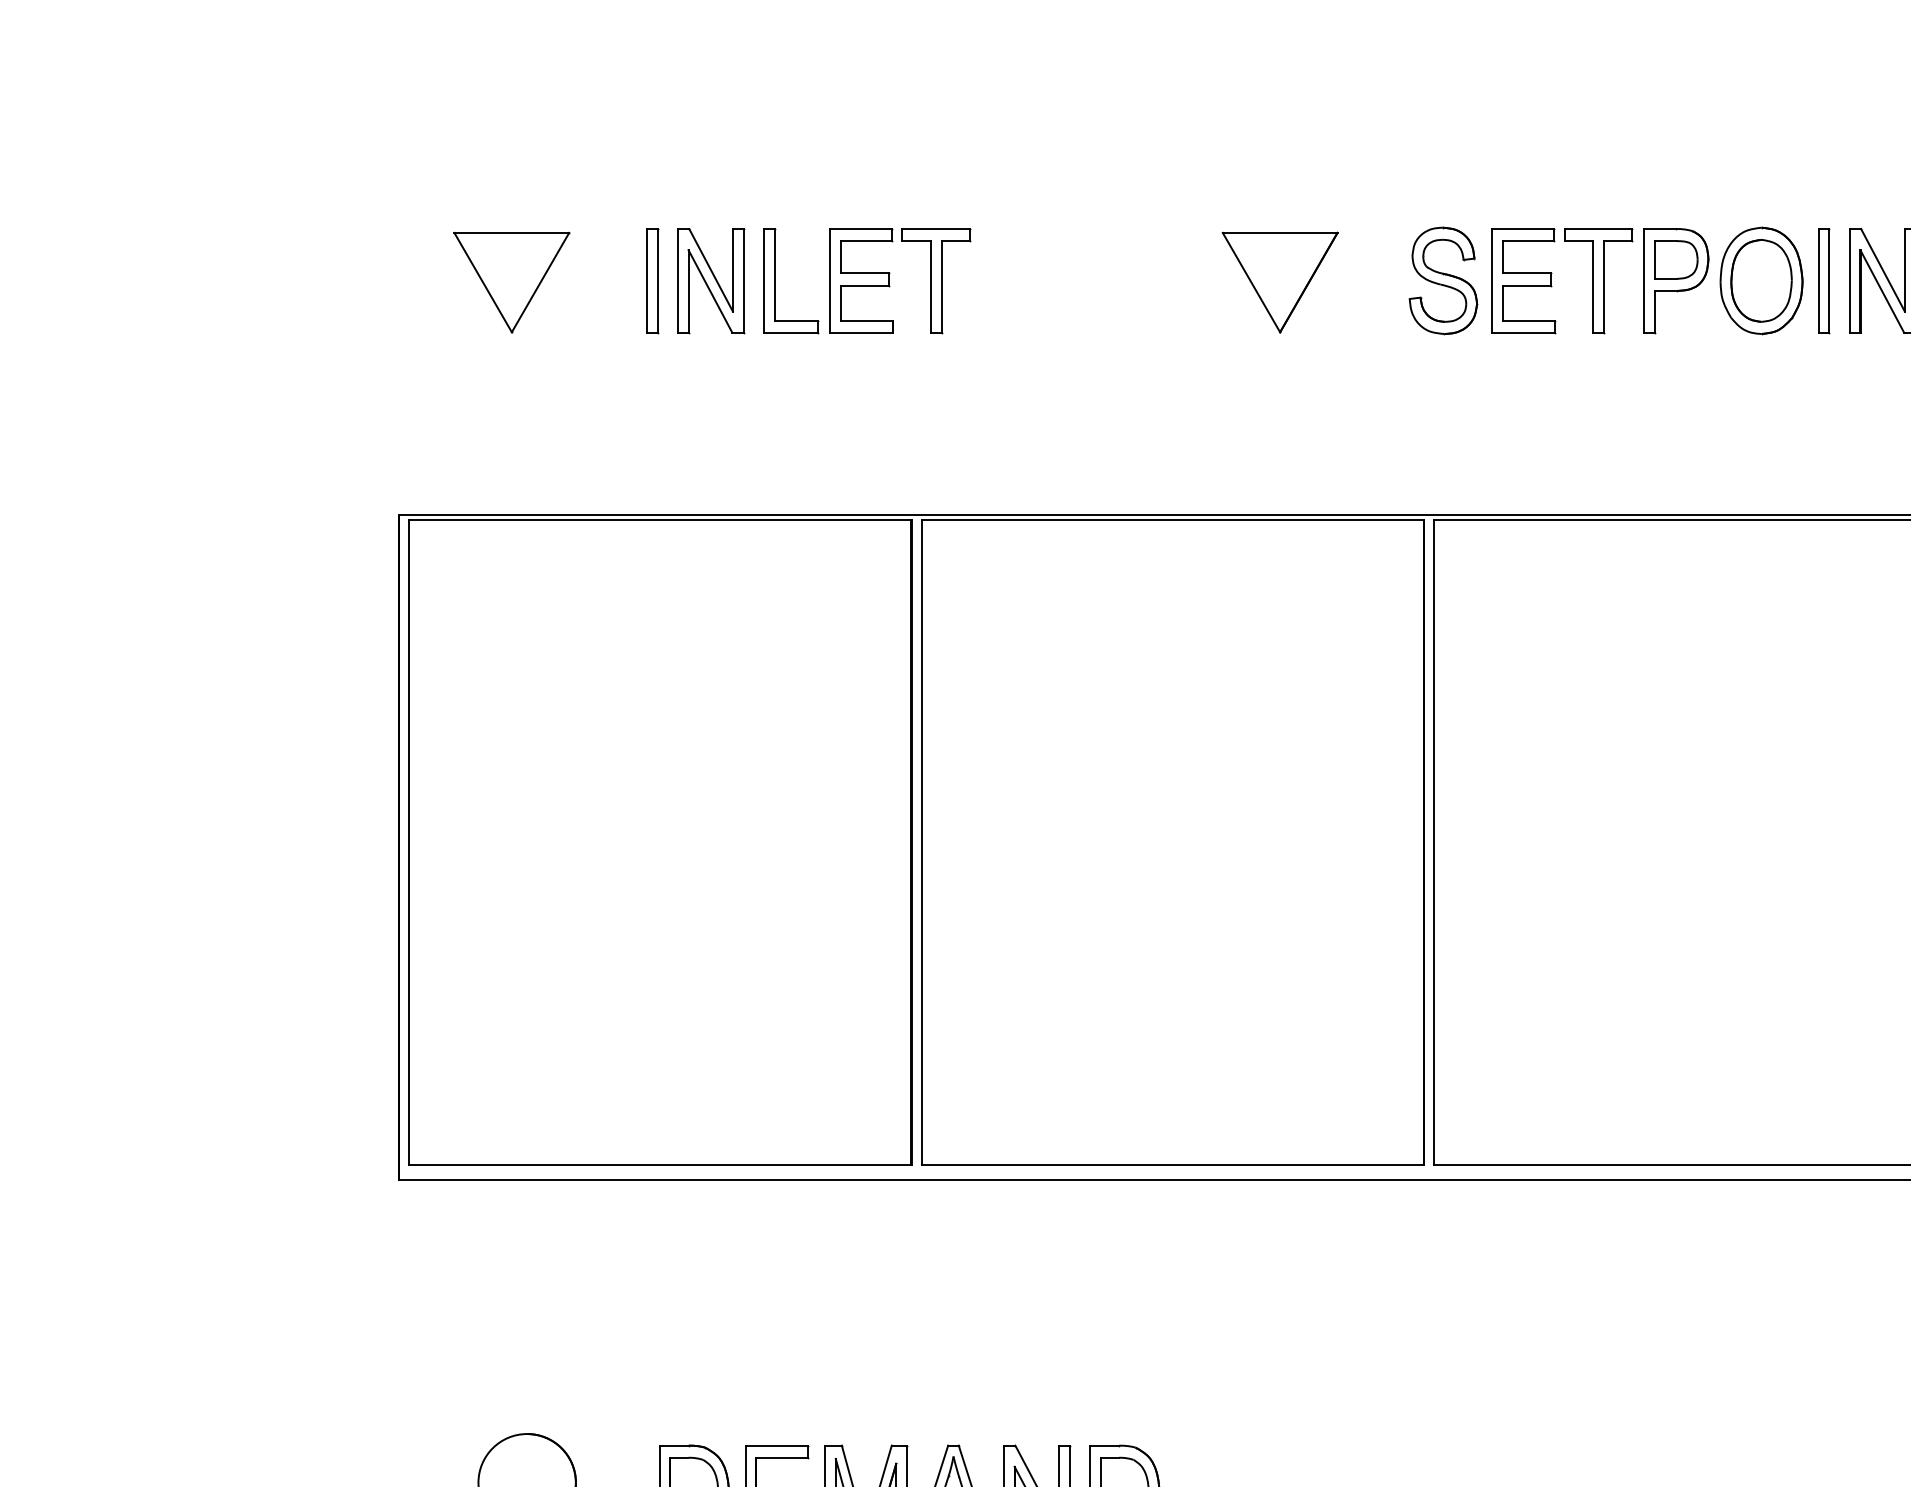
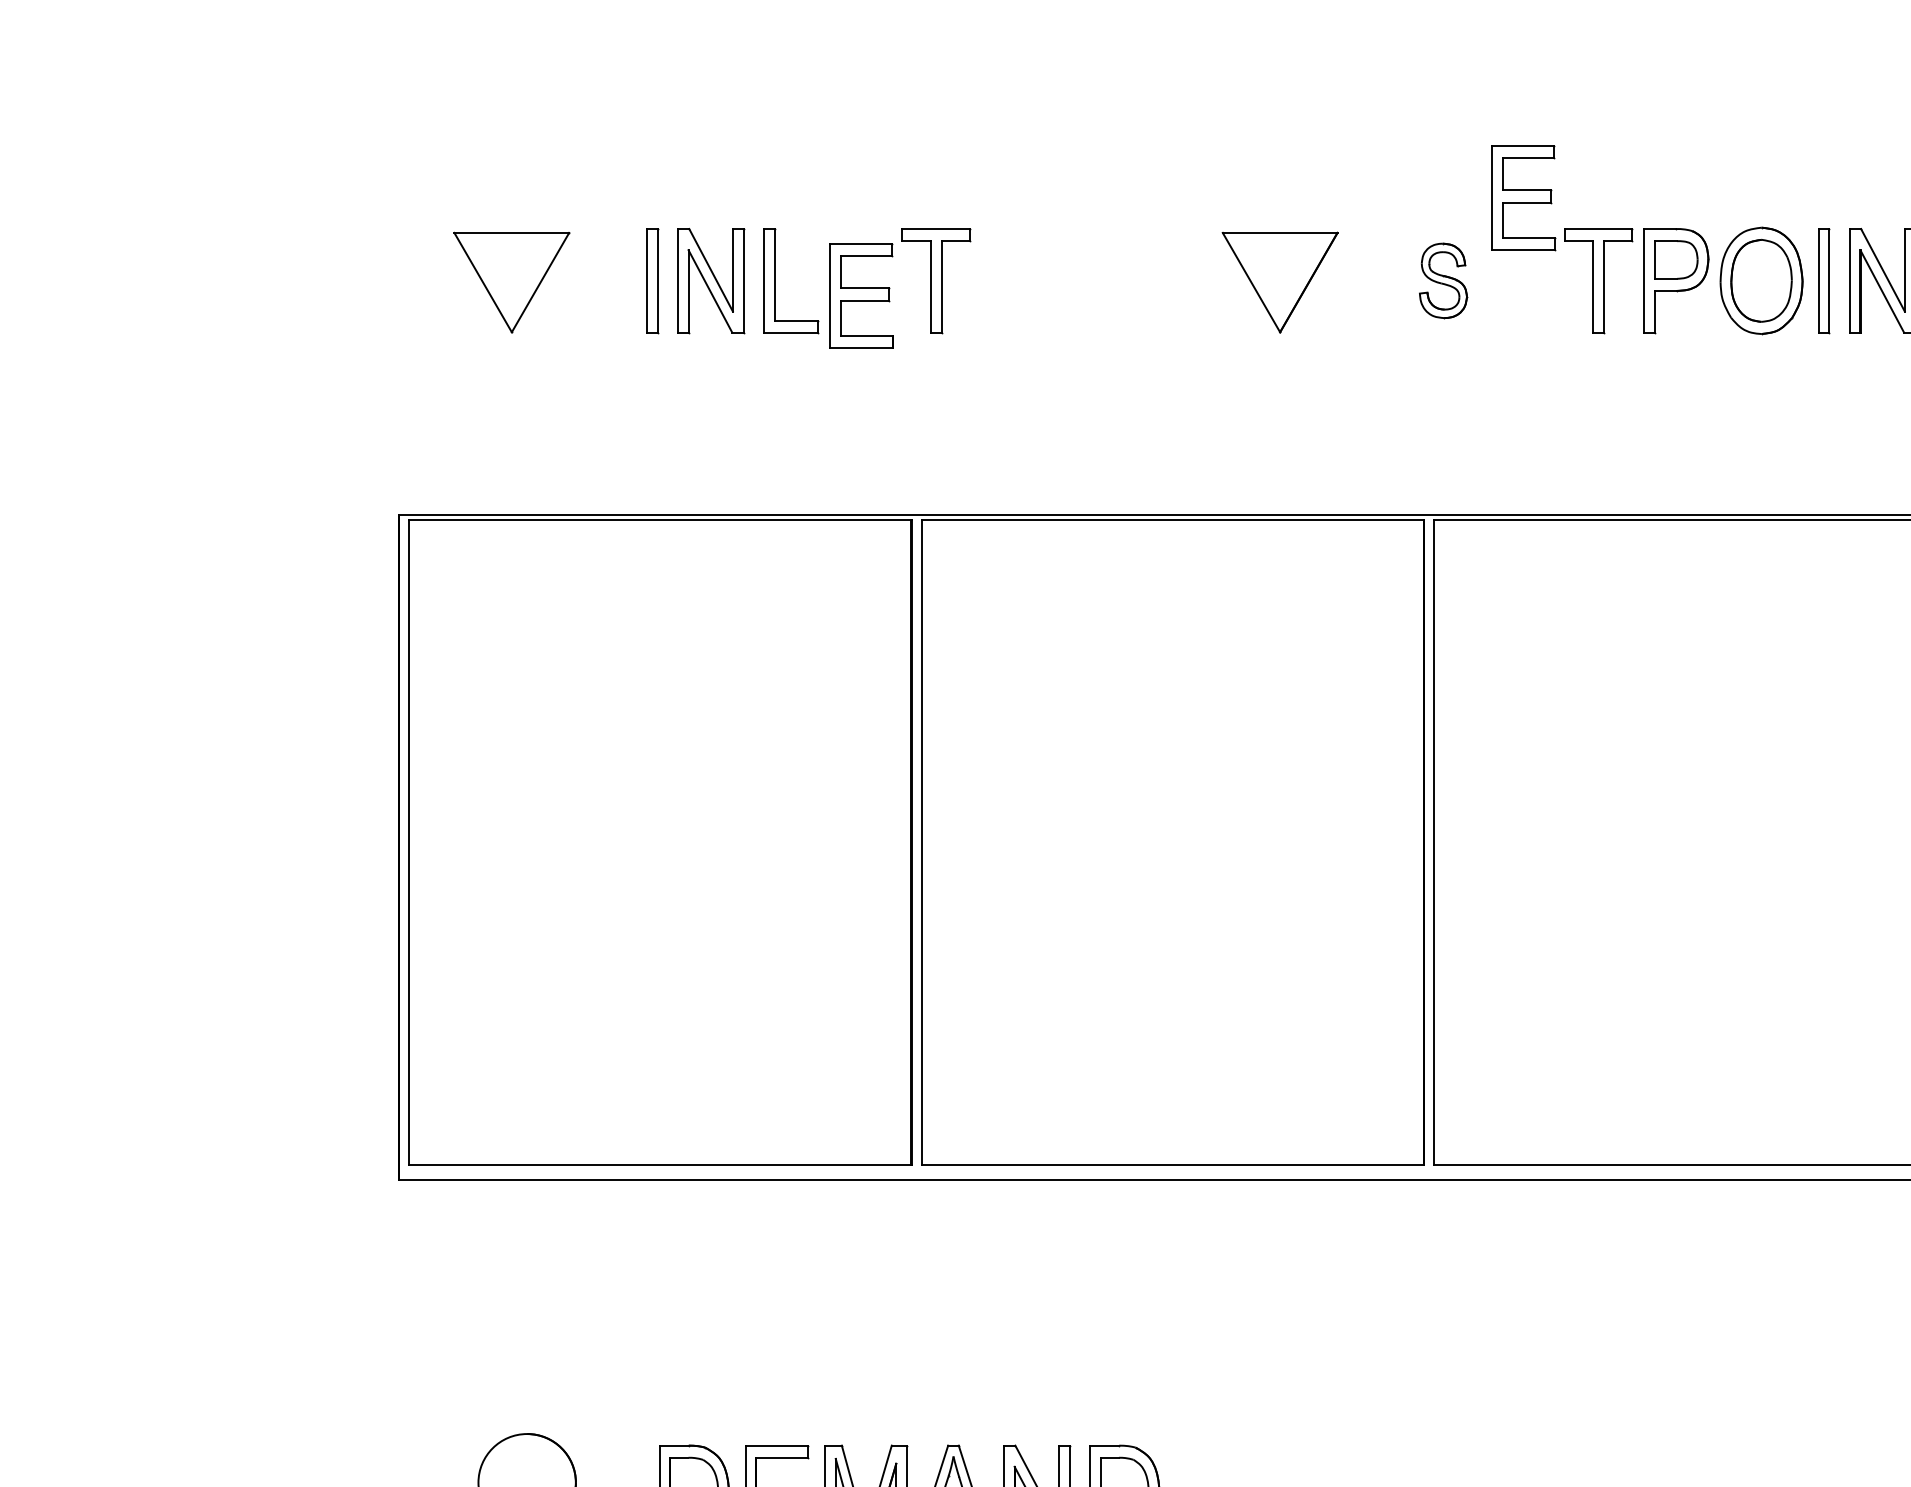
part position: (861, 280) -> (861, 295) (861, 295)
part size: 71x110 px -> 50x78 px (1443, 280)
part position: (1523, 281) -> (1523, 198) (1523, 198)
